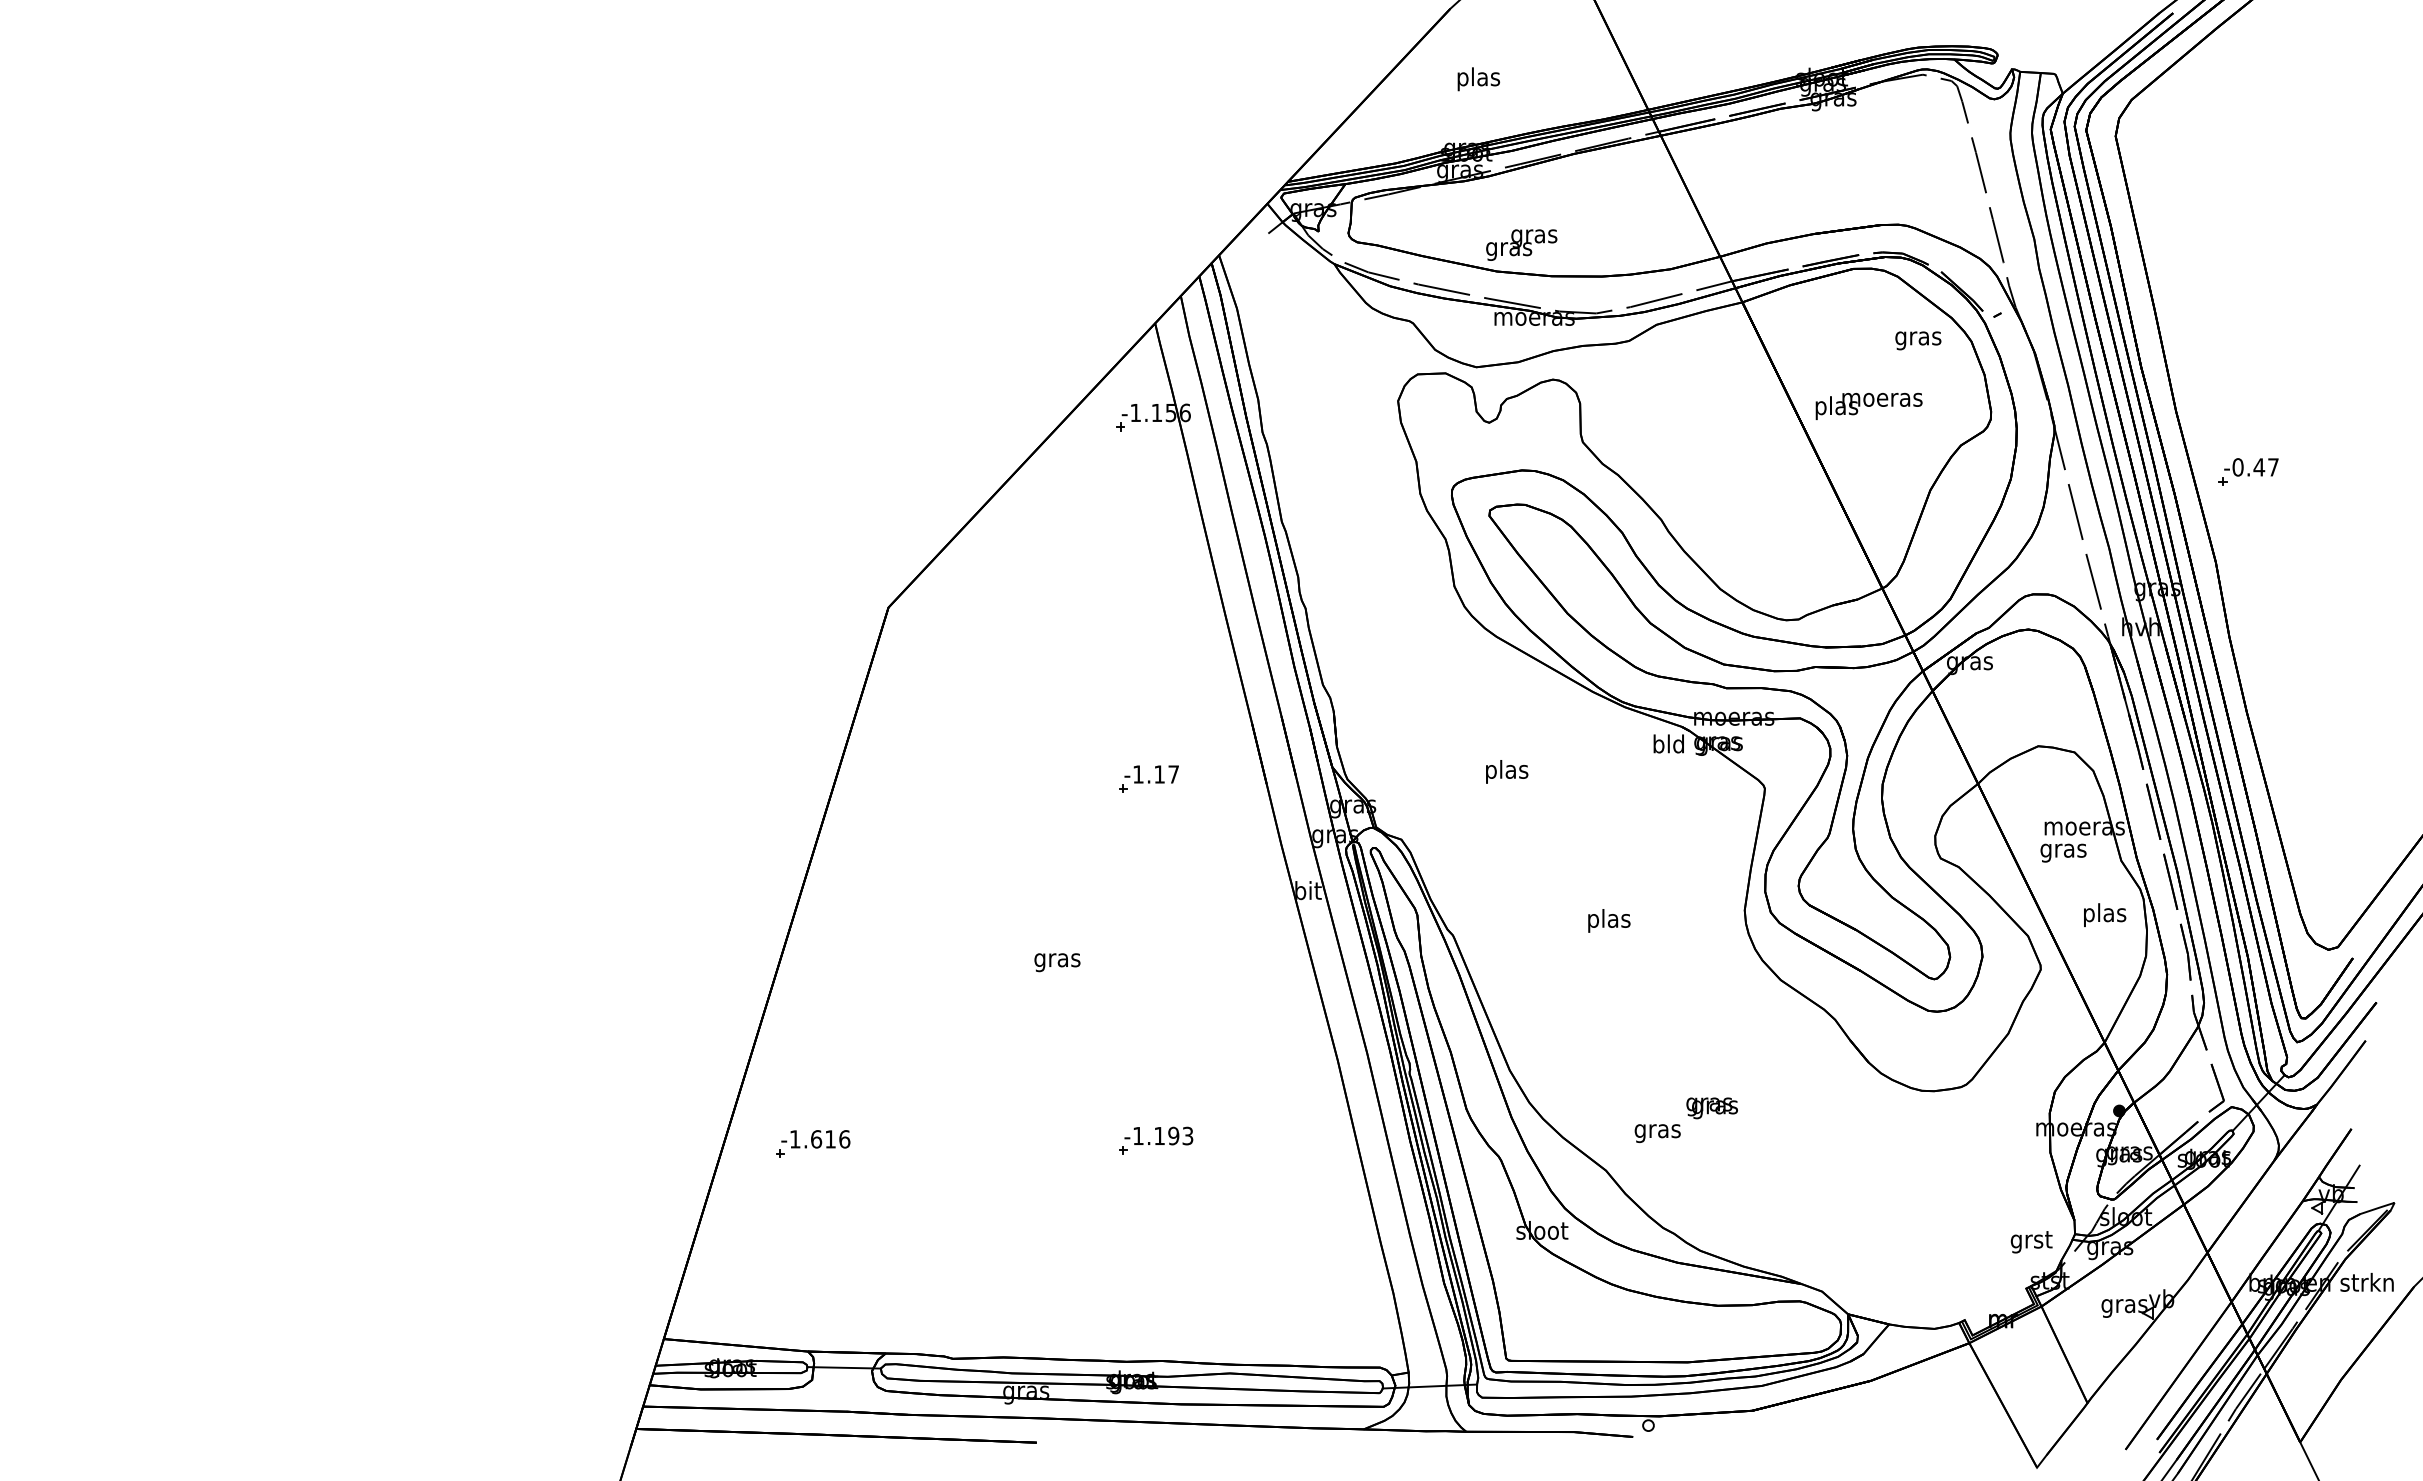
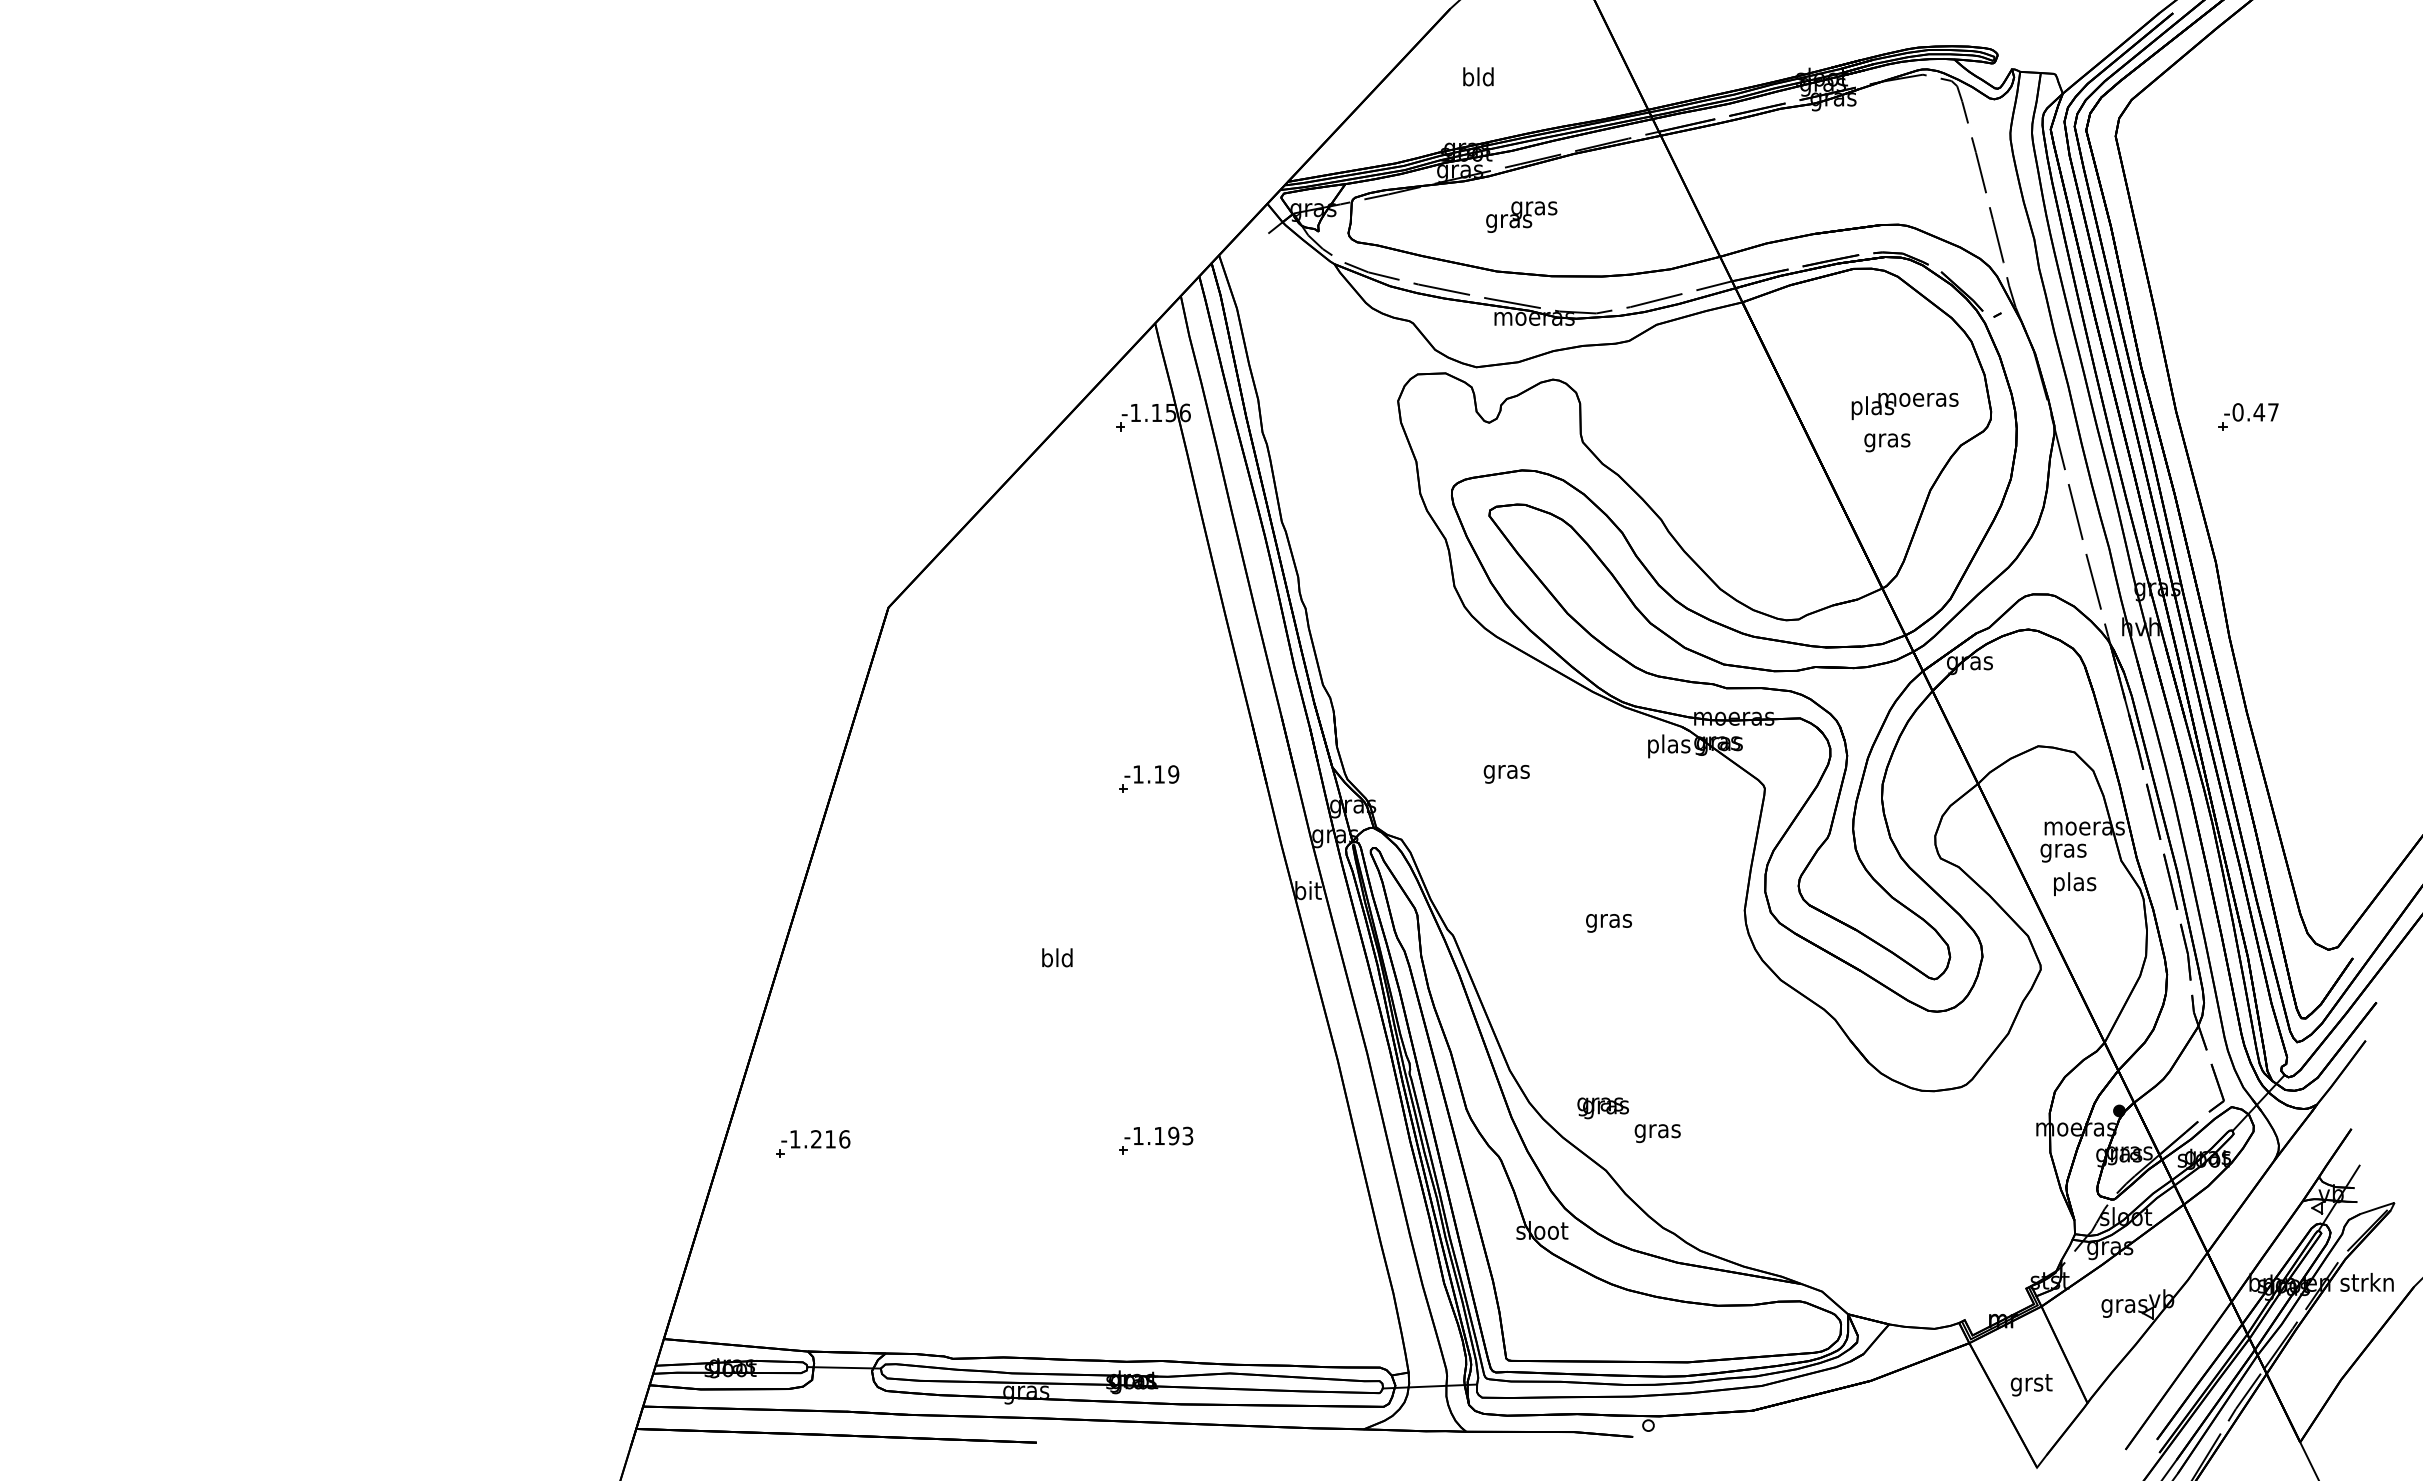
text: plas -> bld (1478, 79)
text position: (1521, 244) -> (1521, 216) (1521, 216)
text position: (1918, 340) -> (1887, 442) (1887, 442)
text position: (1868, 405) -> (1904, 405) (1904, 405)
part position: (2248, 471) -> (2248, 416) (2248, 416)
text: bld -> plas (1669, 746)
text: plas -> gras (1506, 771)
text: -1.17 -> -1.19 (1173, 774)
text position: (2105, 915) -> (2075, 884) (2075, 884)
text: plas -> gras (1608, 920)
text: gras -> bld (1057, 960)
text position: (1711, 1108) -> (1602, 1108) (1602, 1108)
text: -1.616 -> -1.216 (816, 1139)
text position: (2031, 1242) -> (2031, 1385) (2031, 1385)
